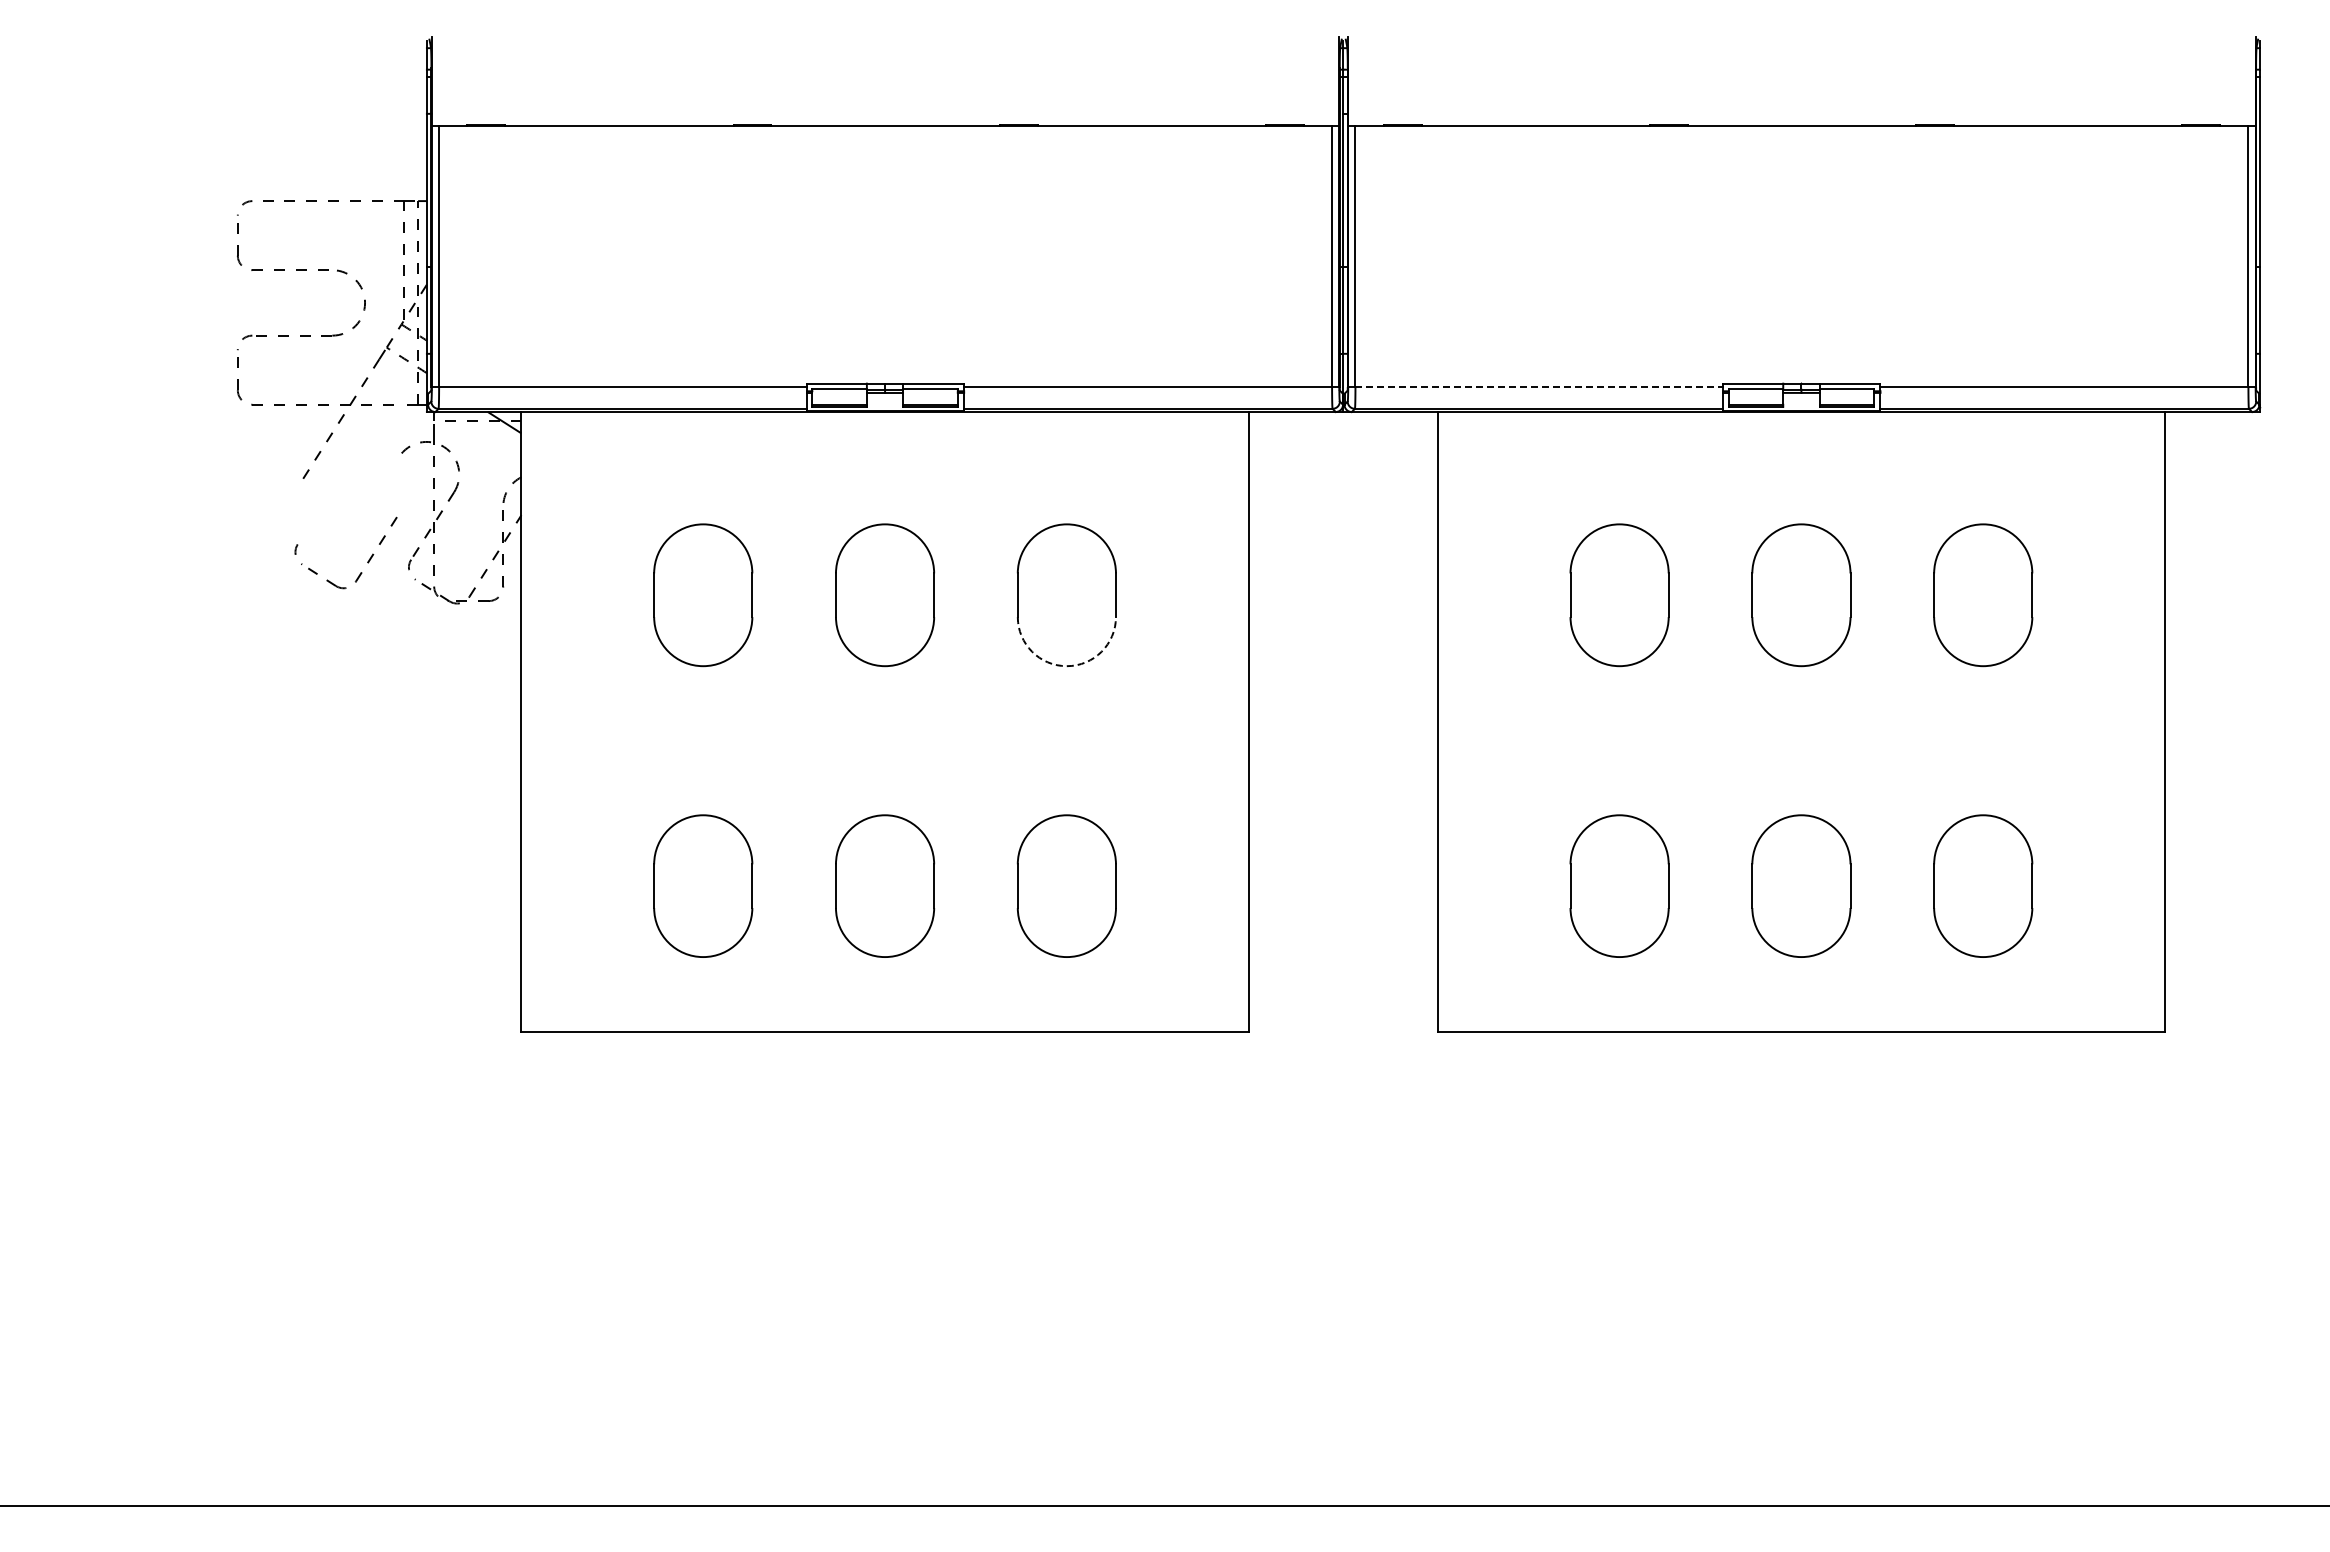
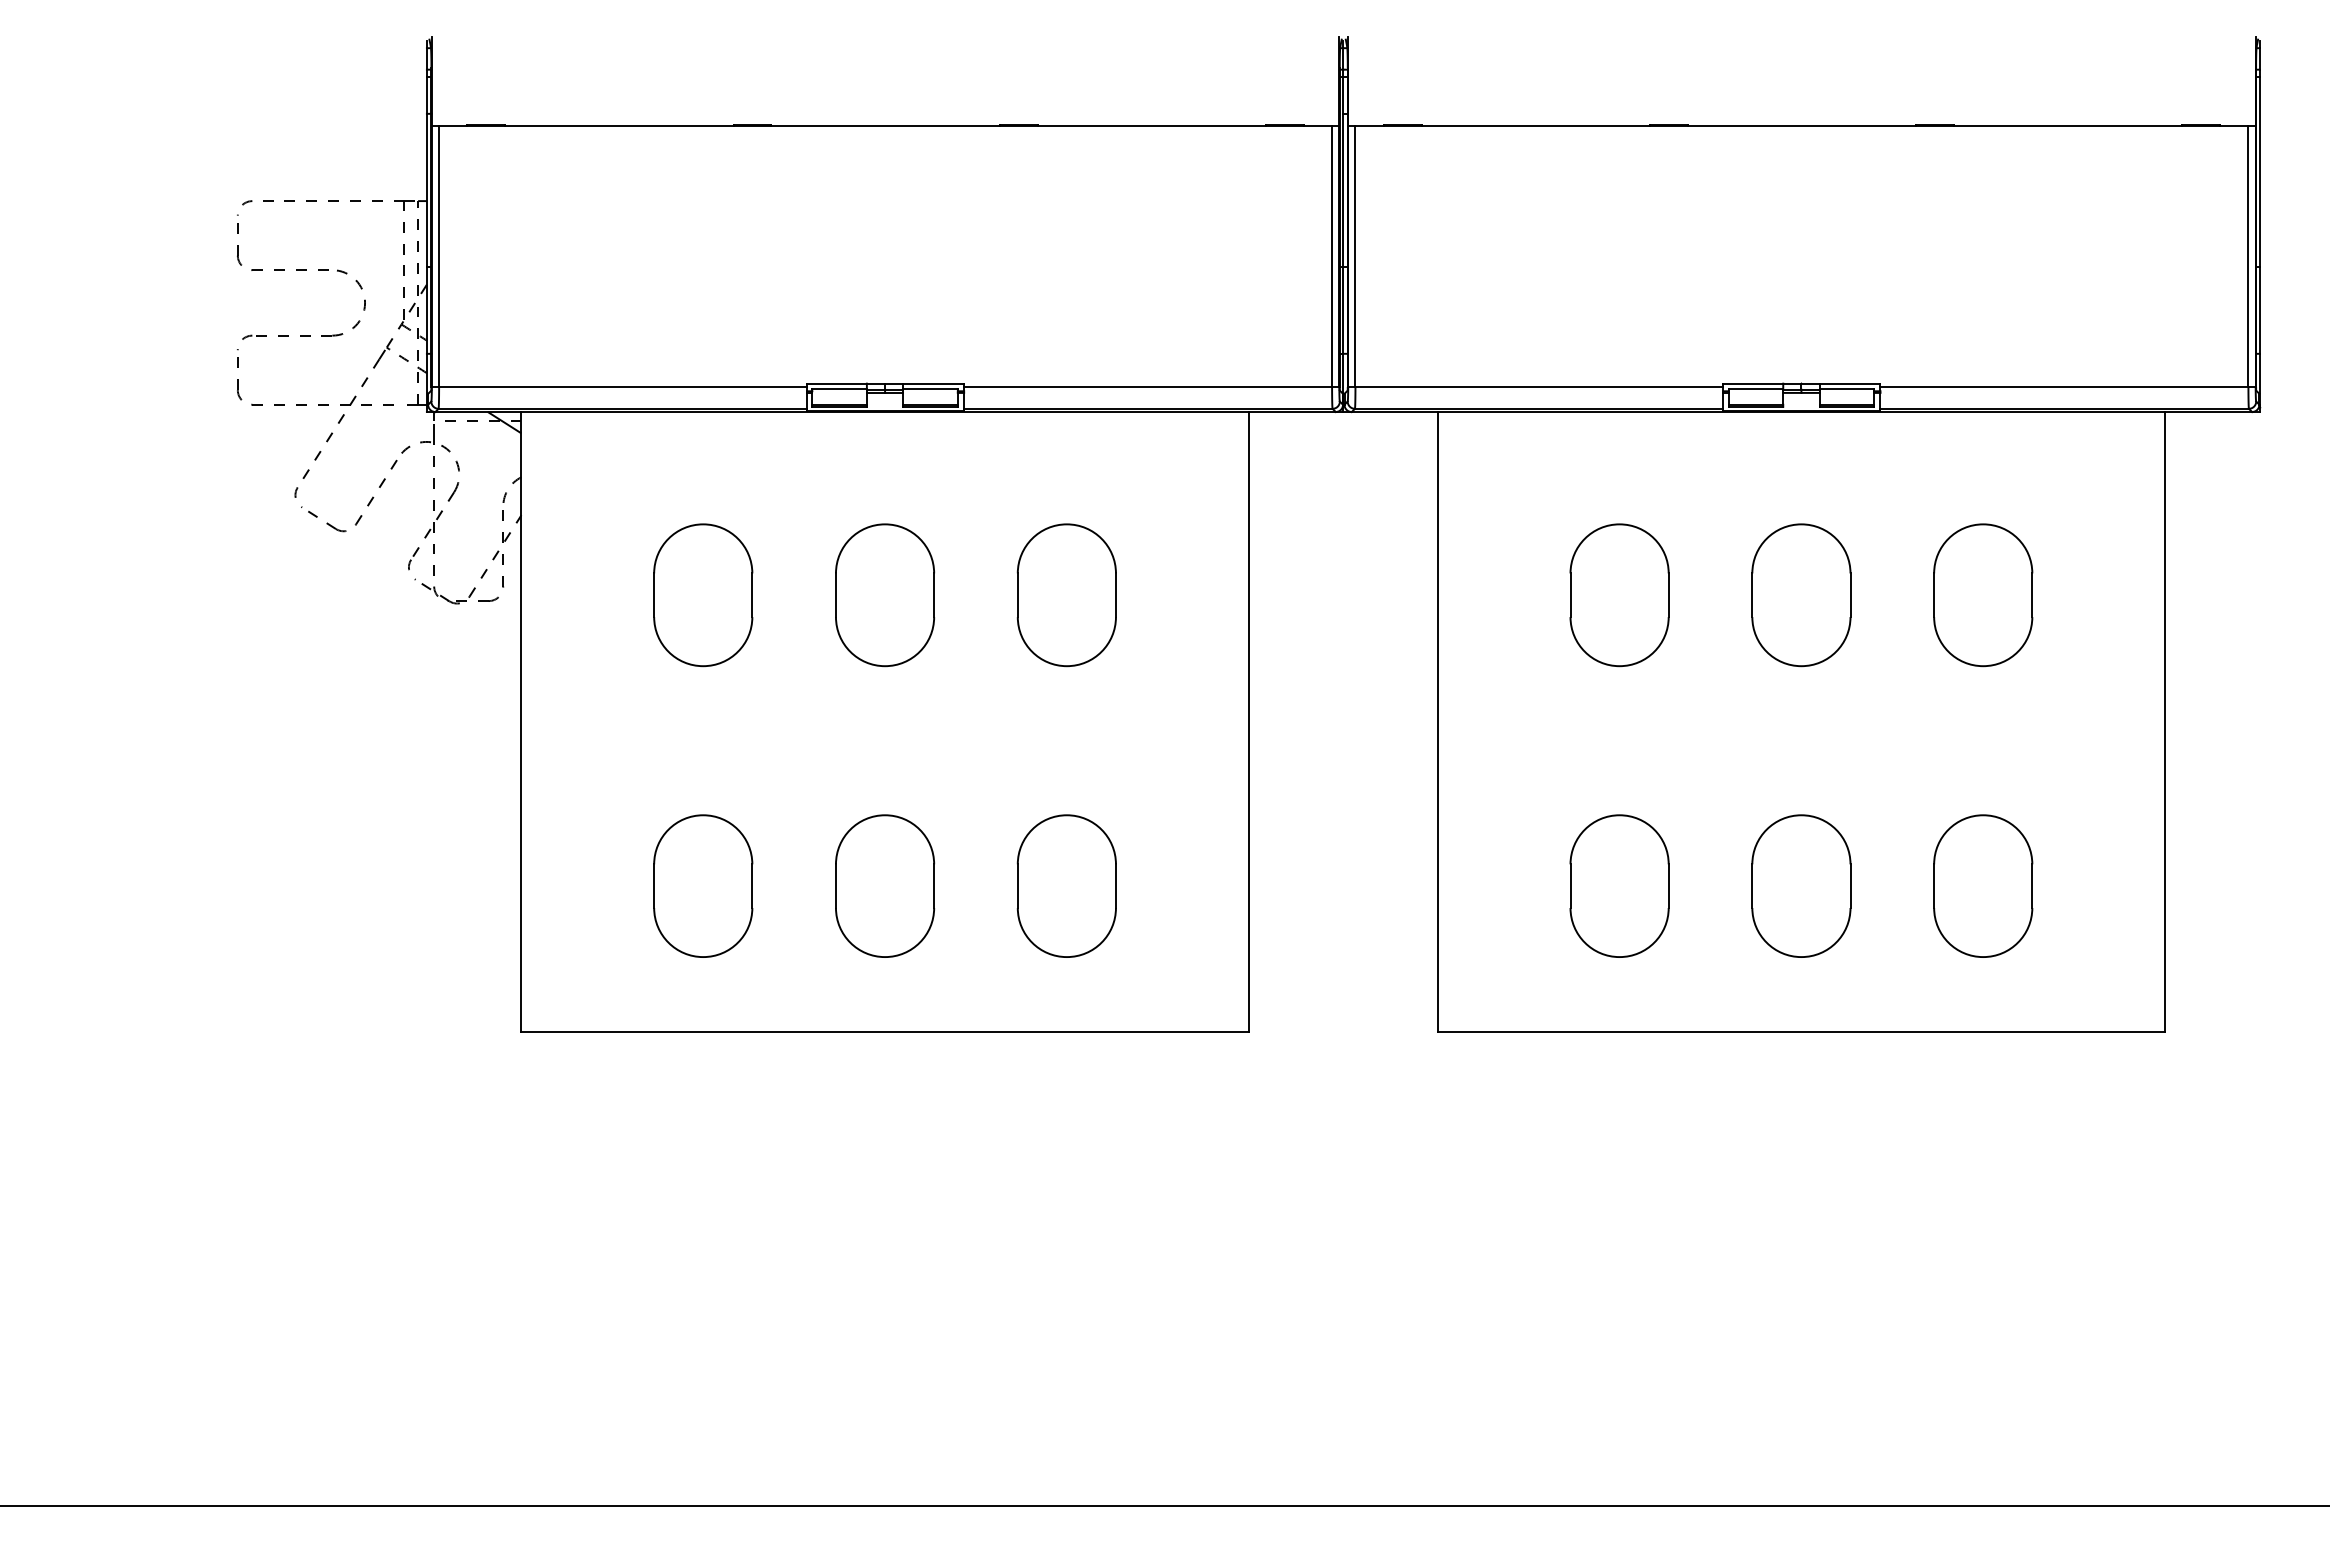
line: dashed -> solid (1539, 387)
part position: (367, 561) -> (367, 504) (367, 504)
arc: dashed -> solid (1066, 666)
